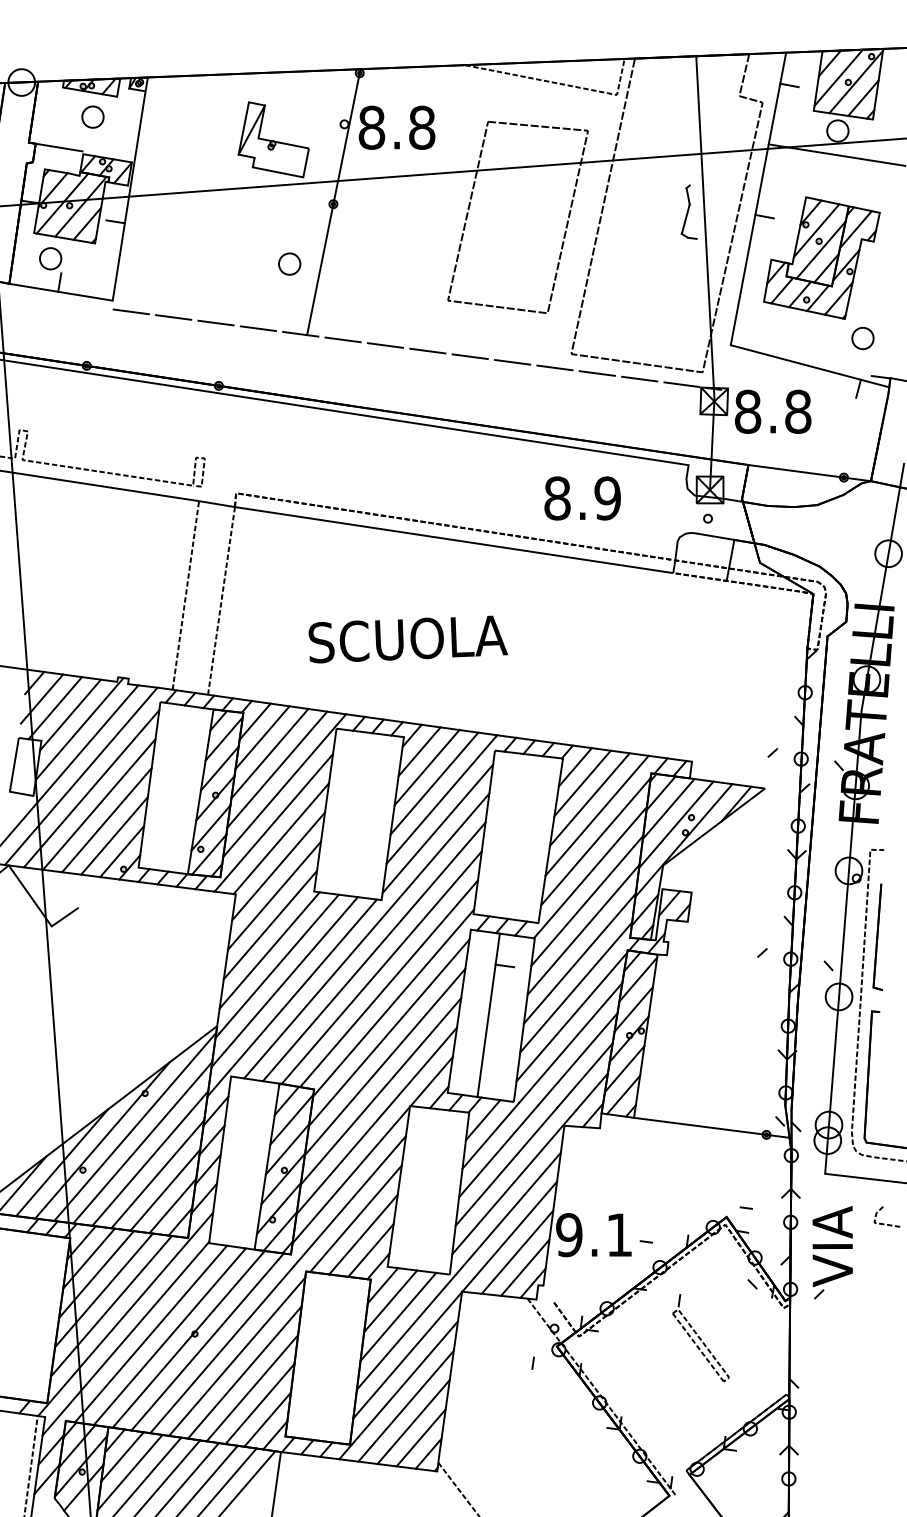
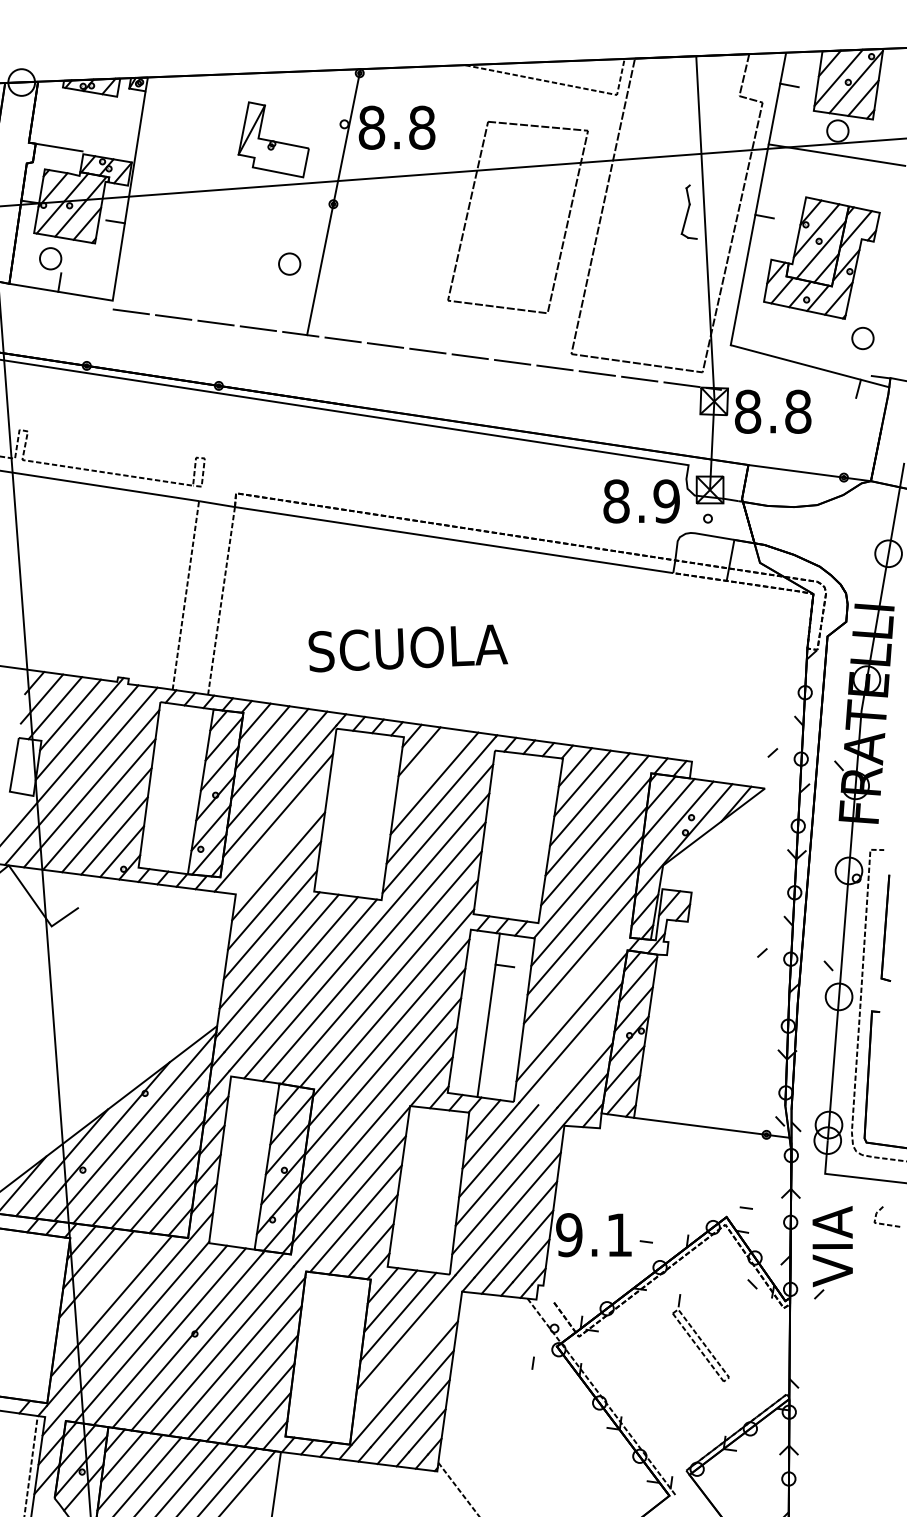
part: present -> none (92, 116)
text position: (582, 498) -> (641, 501) (641, 501)
text position: (408, 639) -> (408, 648) (408, 648)
line: present -> none (426, 767)
line: present -> none (281, 838)
part position: (877, 936) -> (885, 927) (885, 927)
line: present -> none (576, 987)
line: present -> none (577, 1059)
line: present -> none (103, 1290)
line: present -> none (407, 1355)
